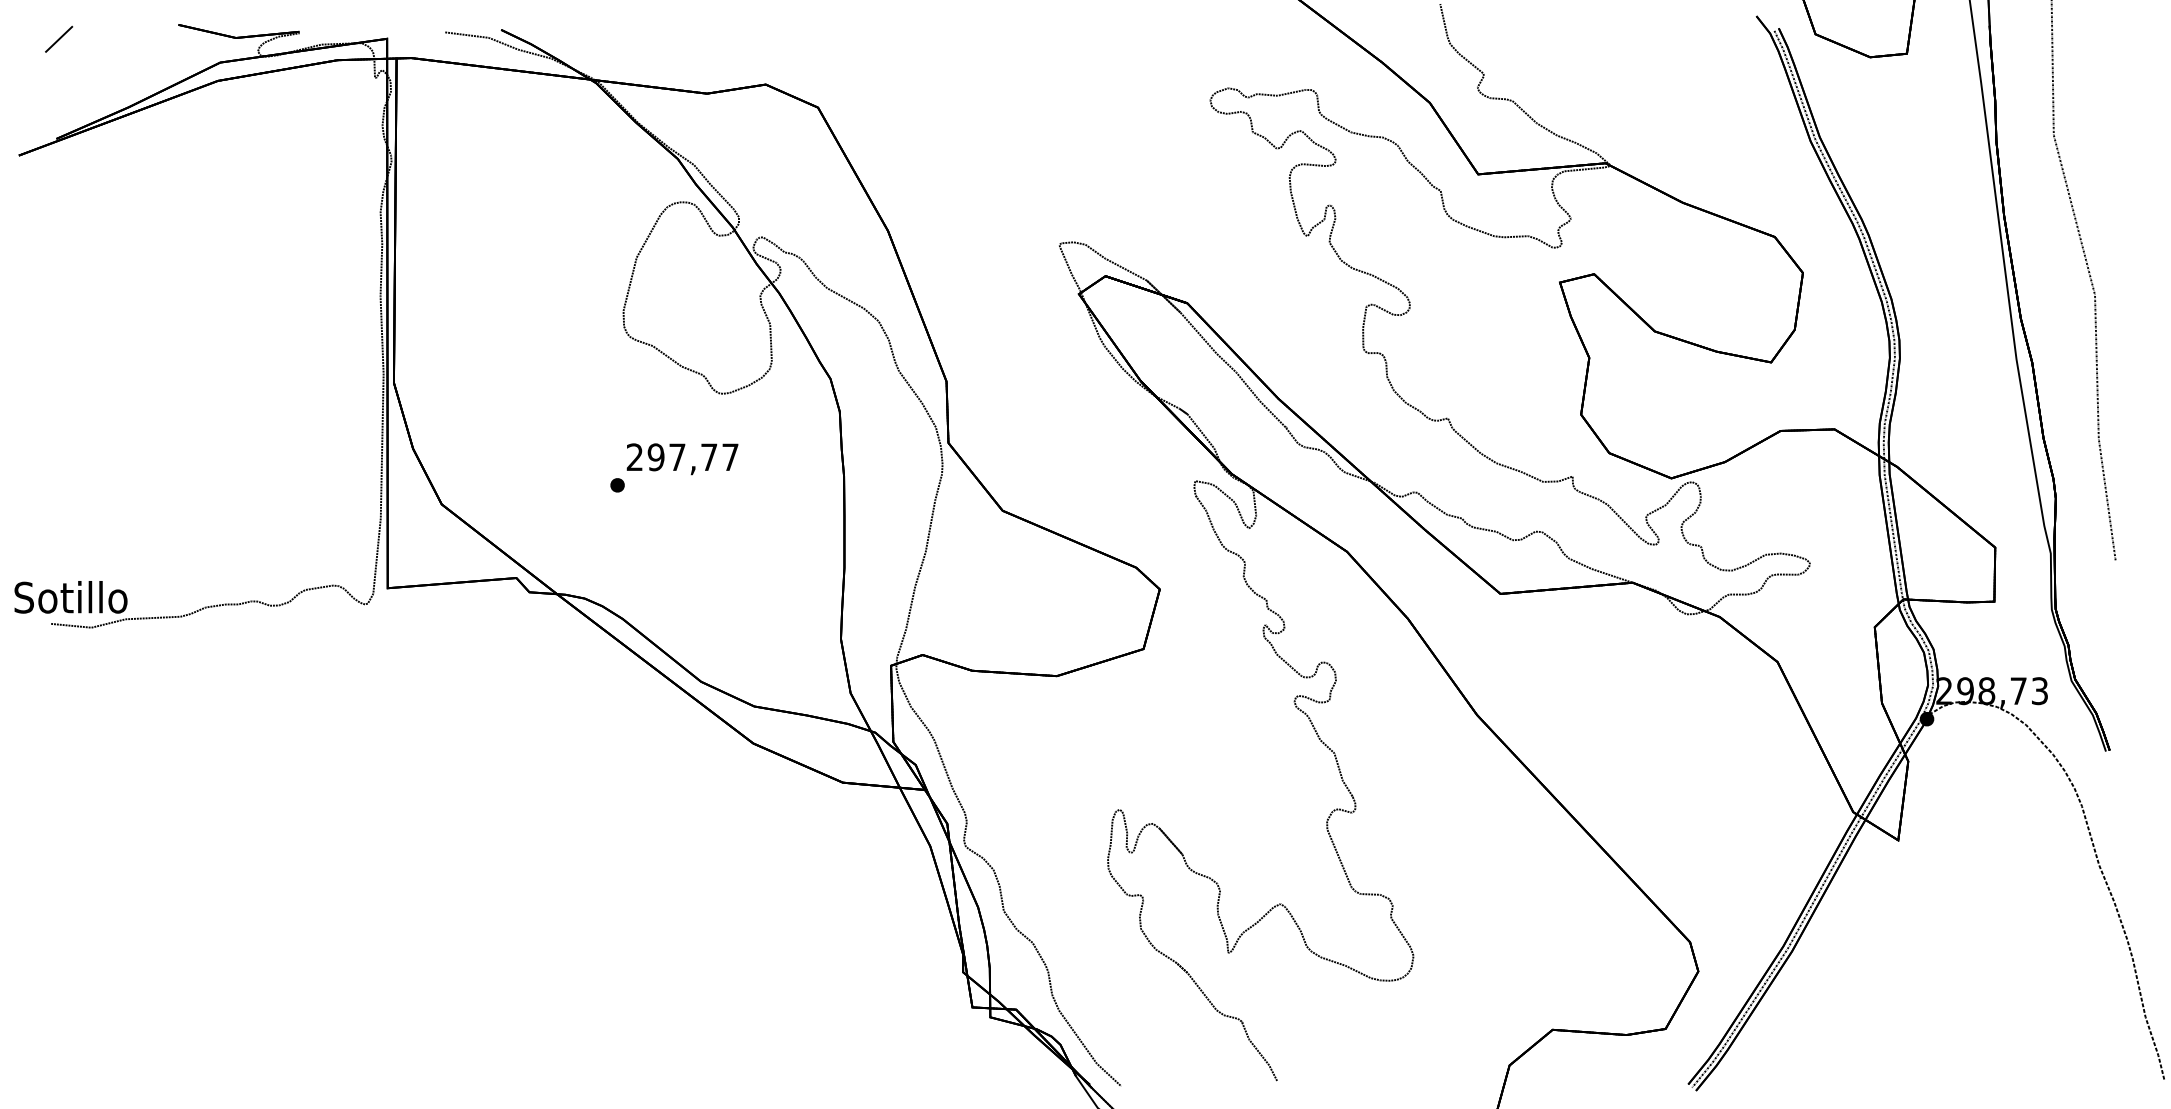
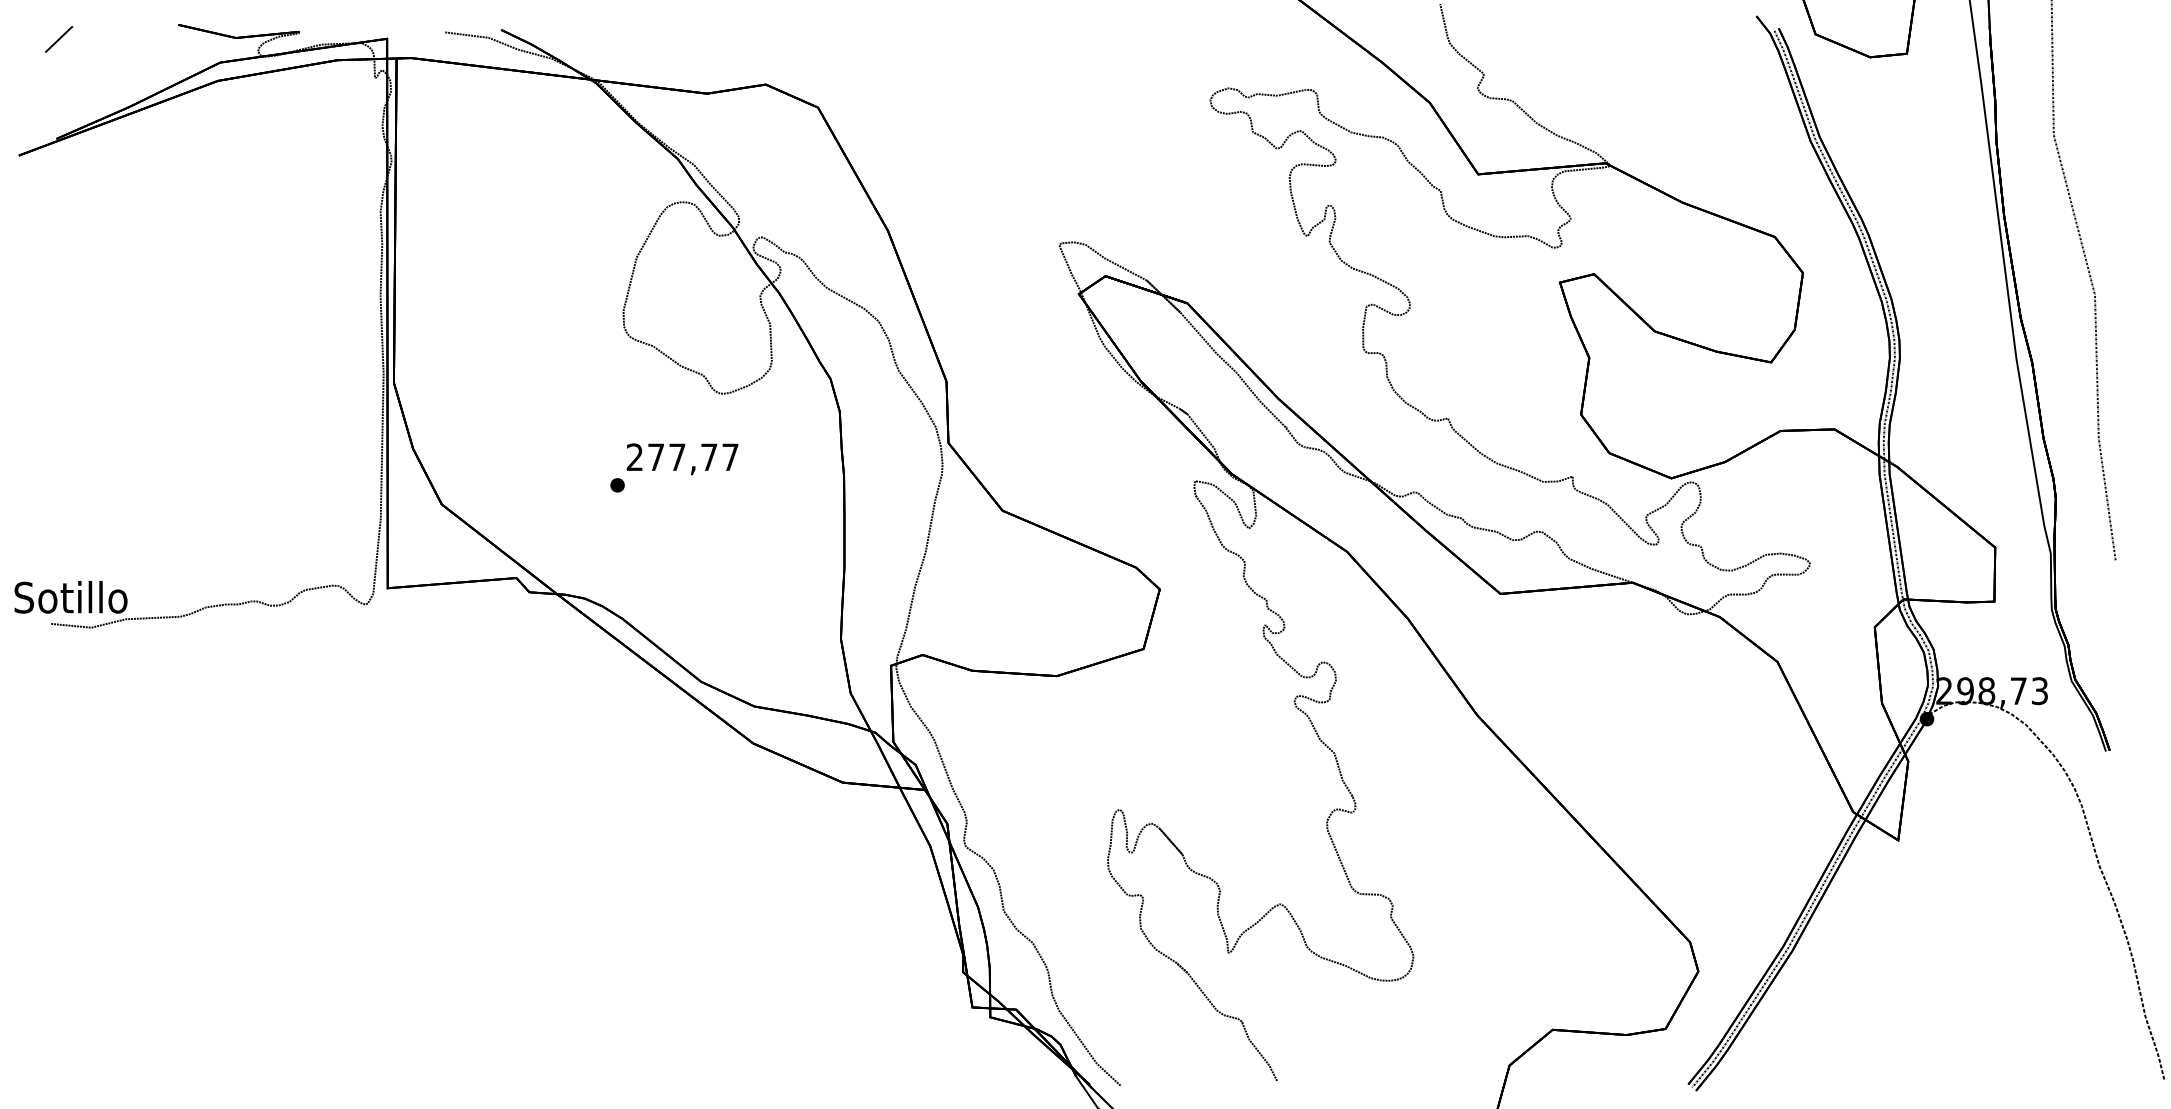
text: 297,77 -> 277,77 (655, 457)
